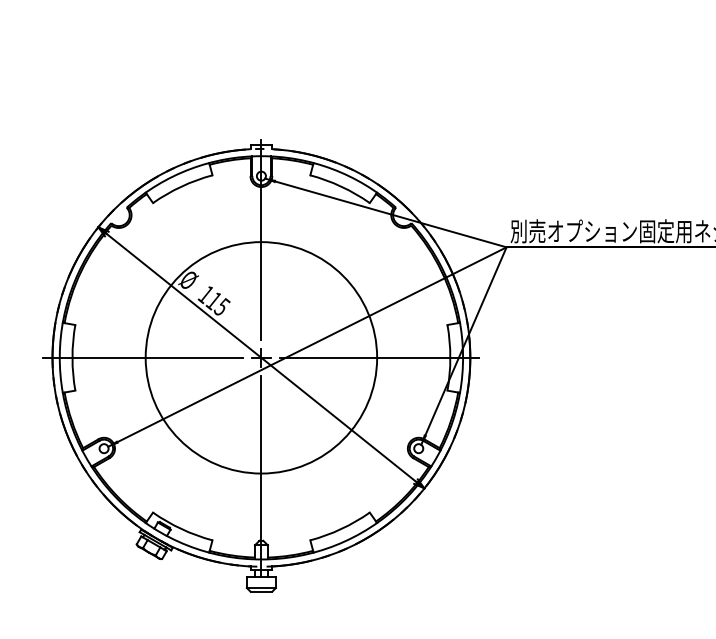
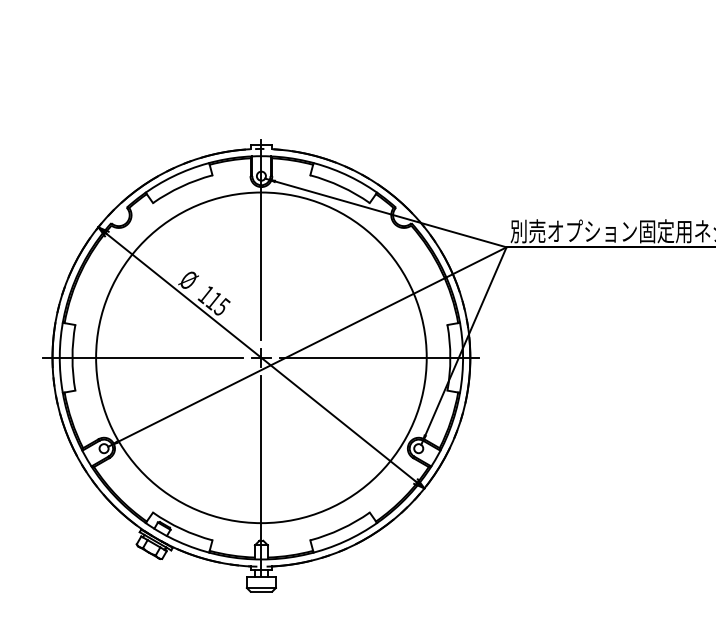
circle diameter: 231 px -> 331 px (261, 357)
